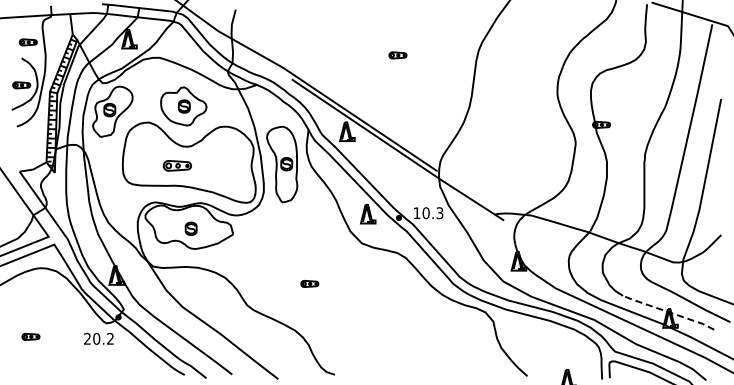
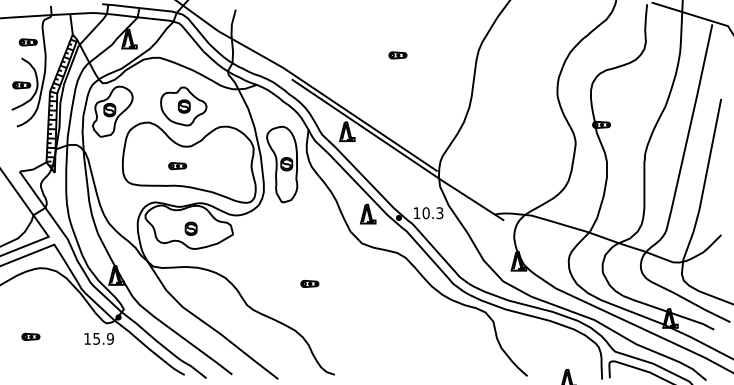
part size: 30x12 px -> 20x9 px (177, 166)
line: dashed -> solid (668, 312)
text: 20.2 -> 15.9 (98, 338)
